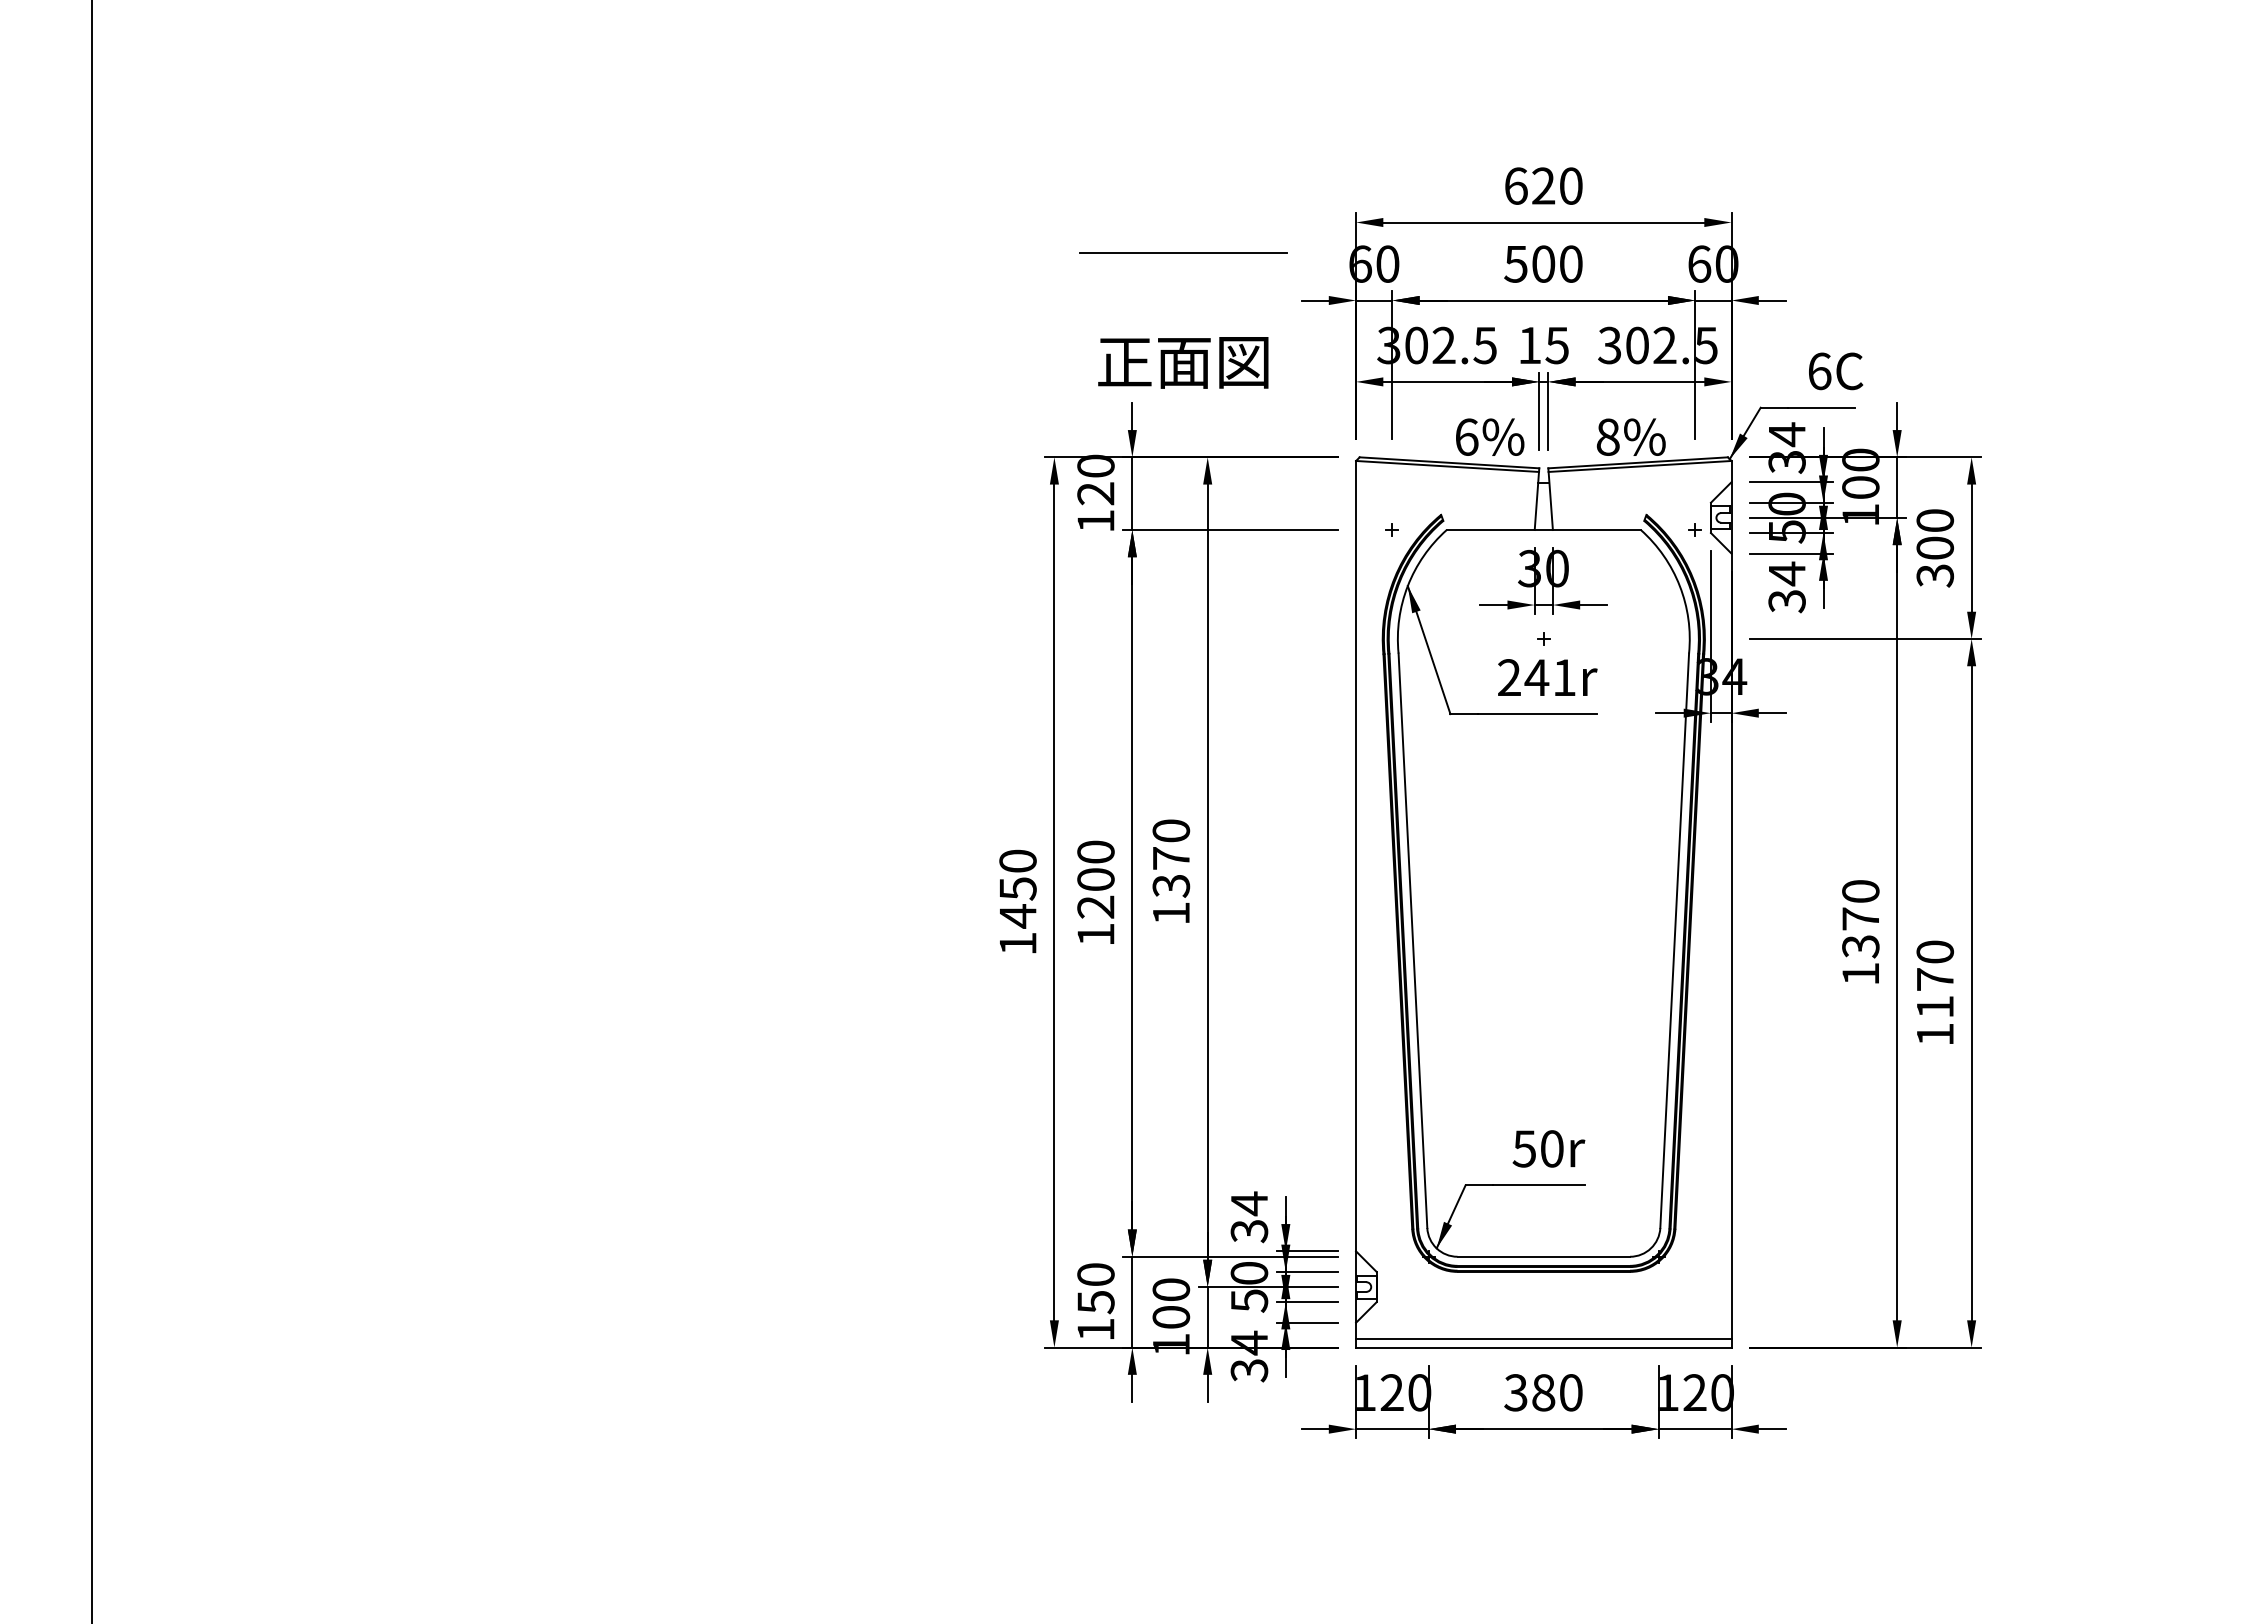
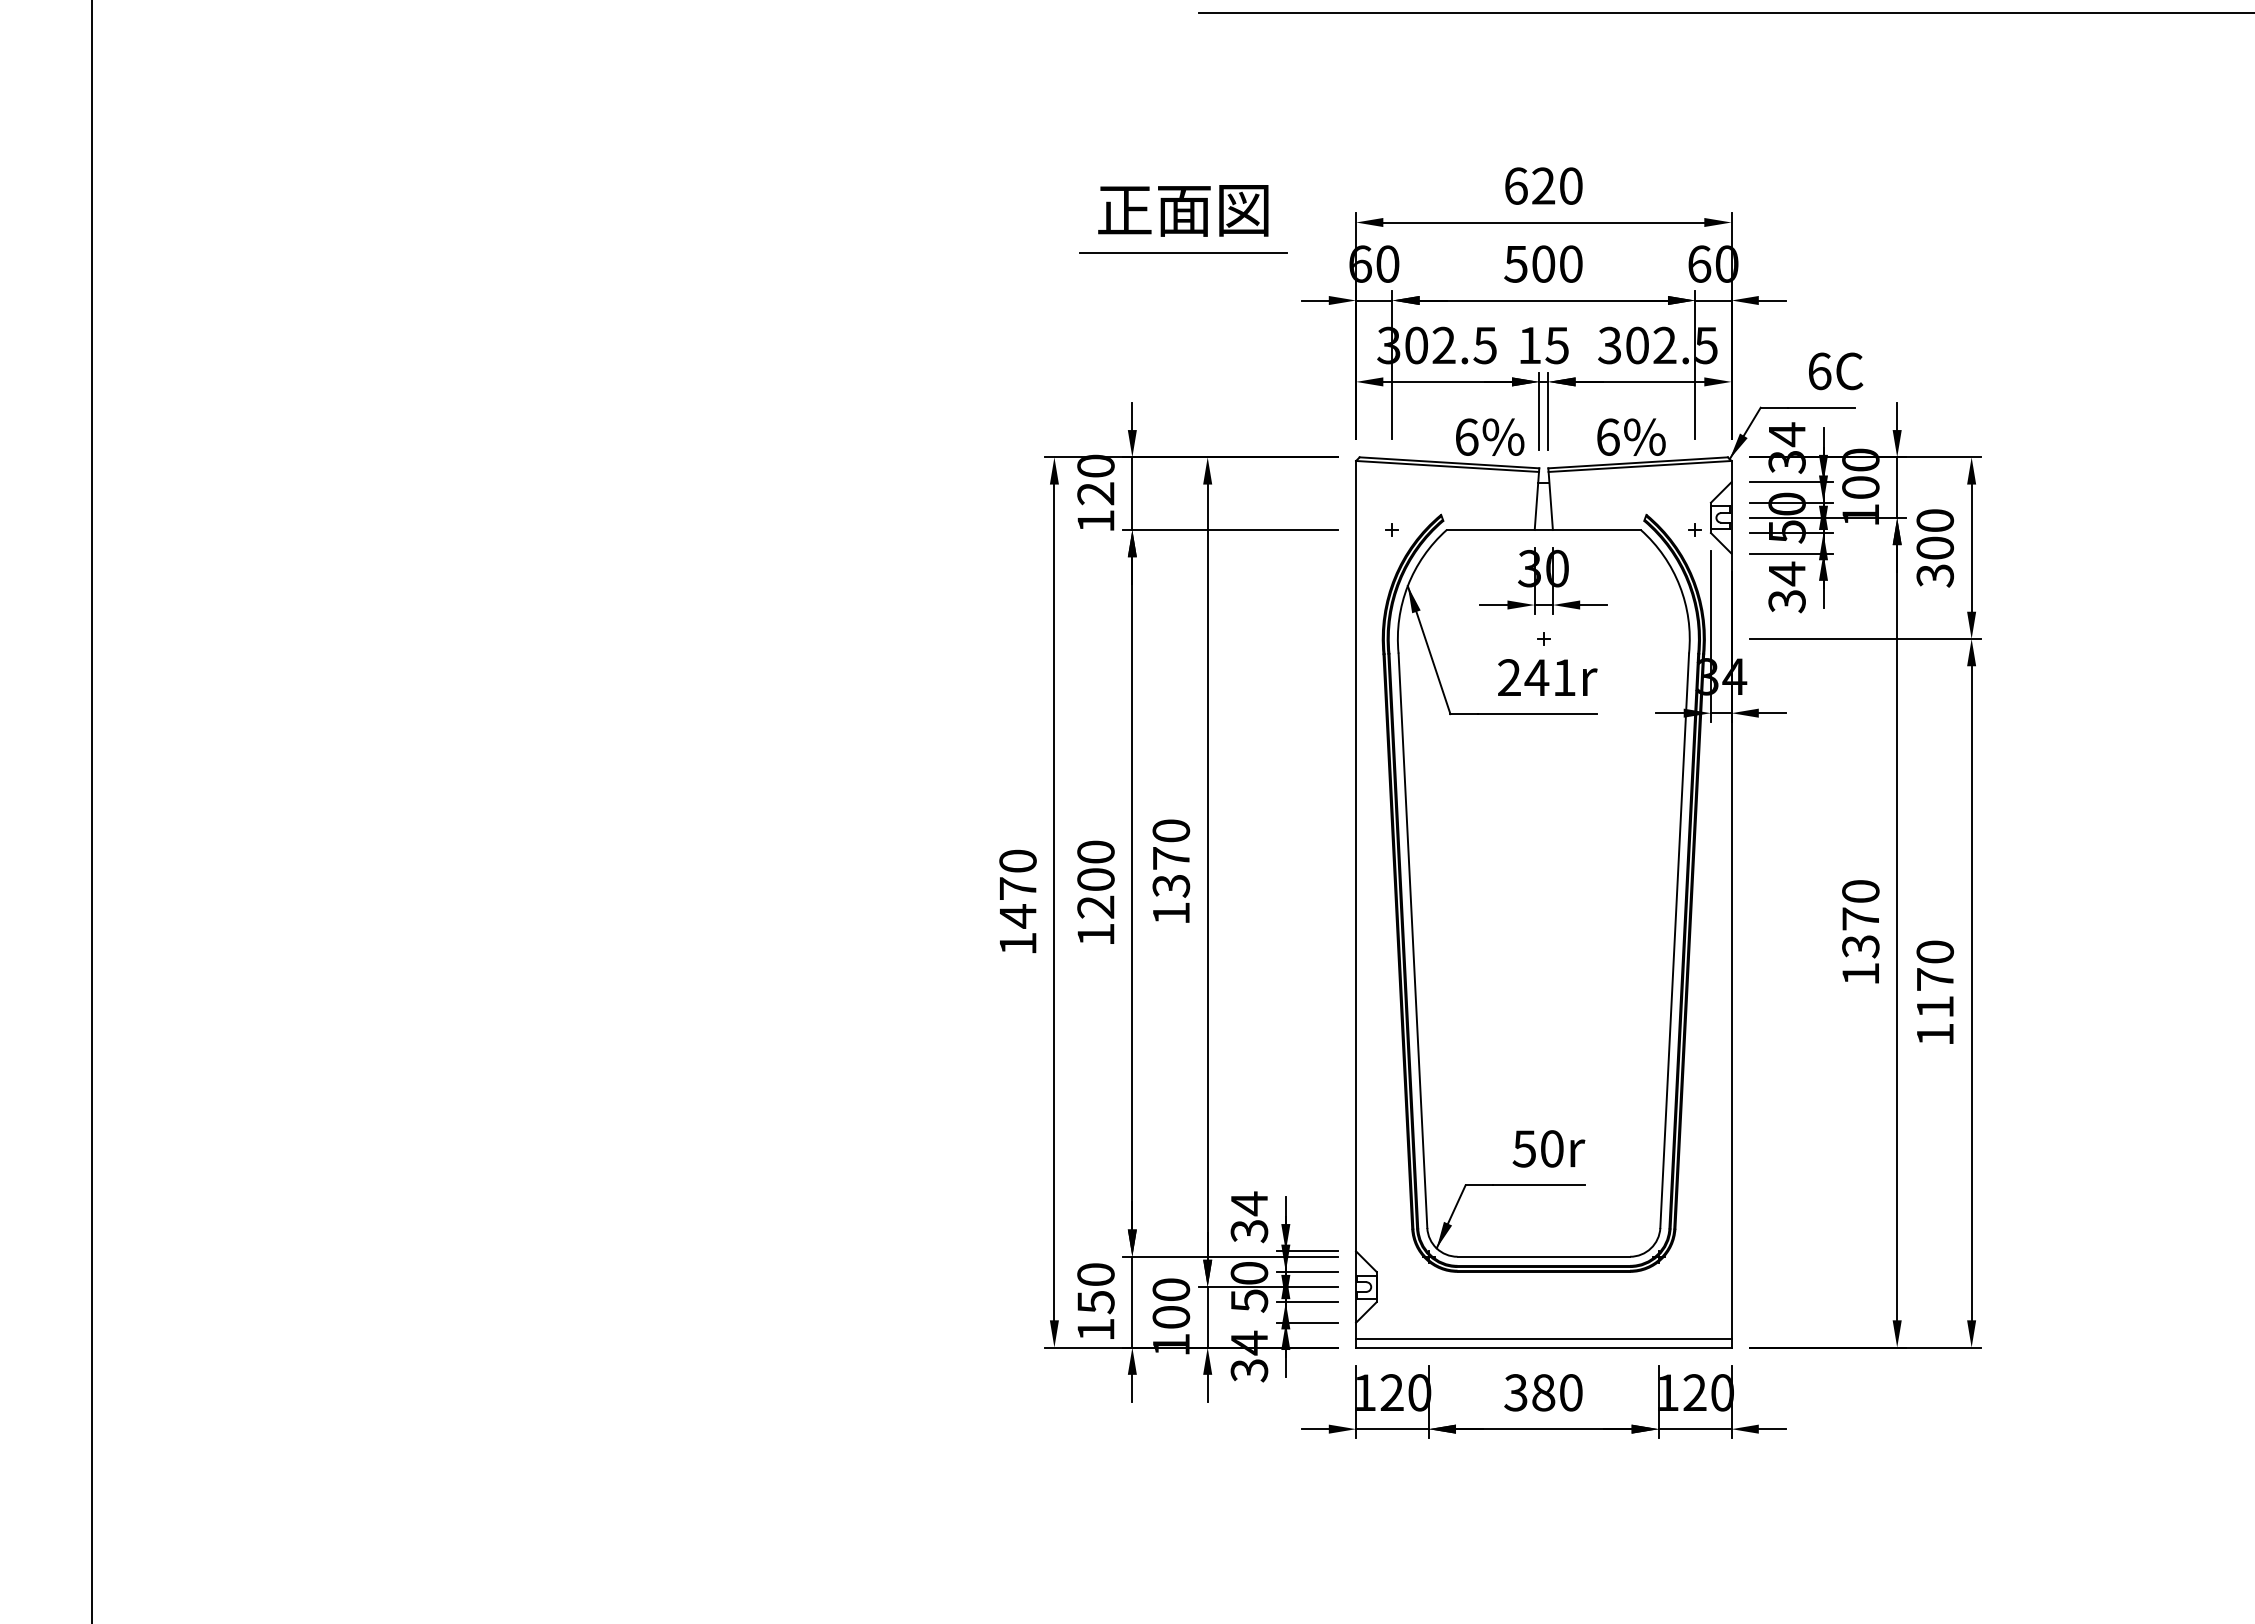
line: none -> present (1725, 12)
text position: (1183, 362) -> (1183, 210) (1183, 210)
text: 8% -> 6% (1607, 436)
text: 1450 -> 1470 (1018, 888)
